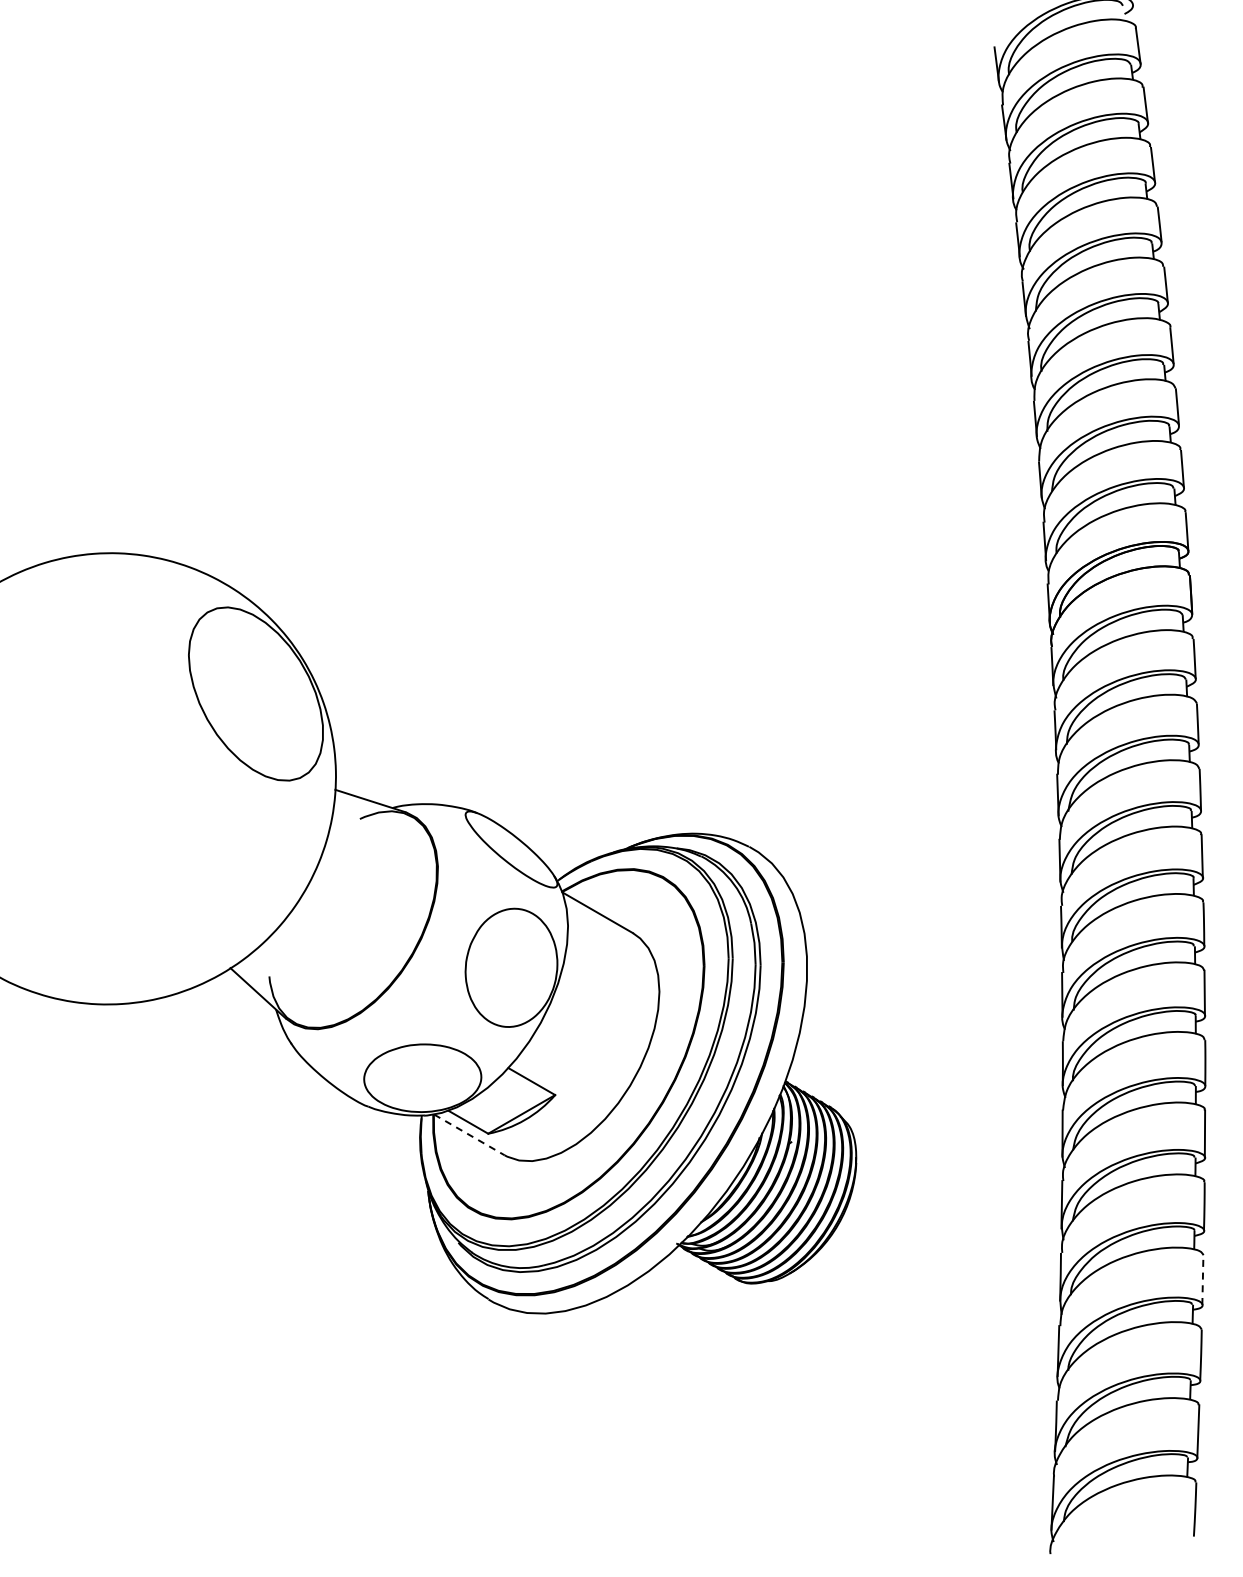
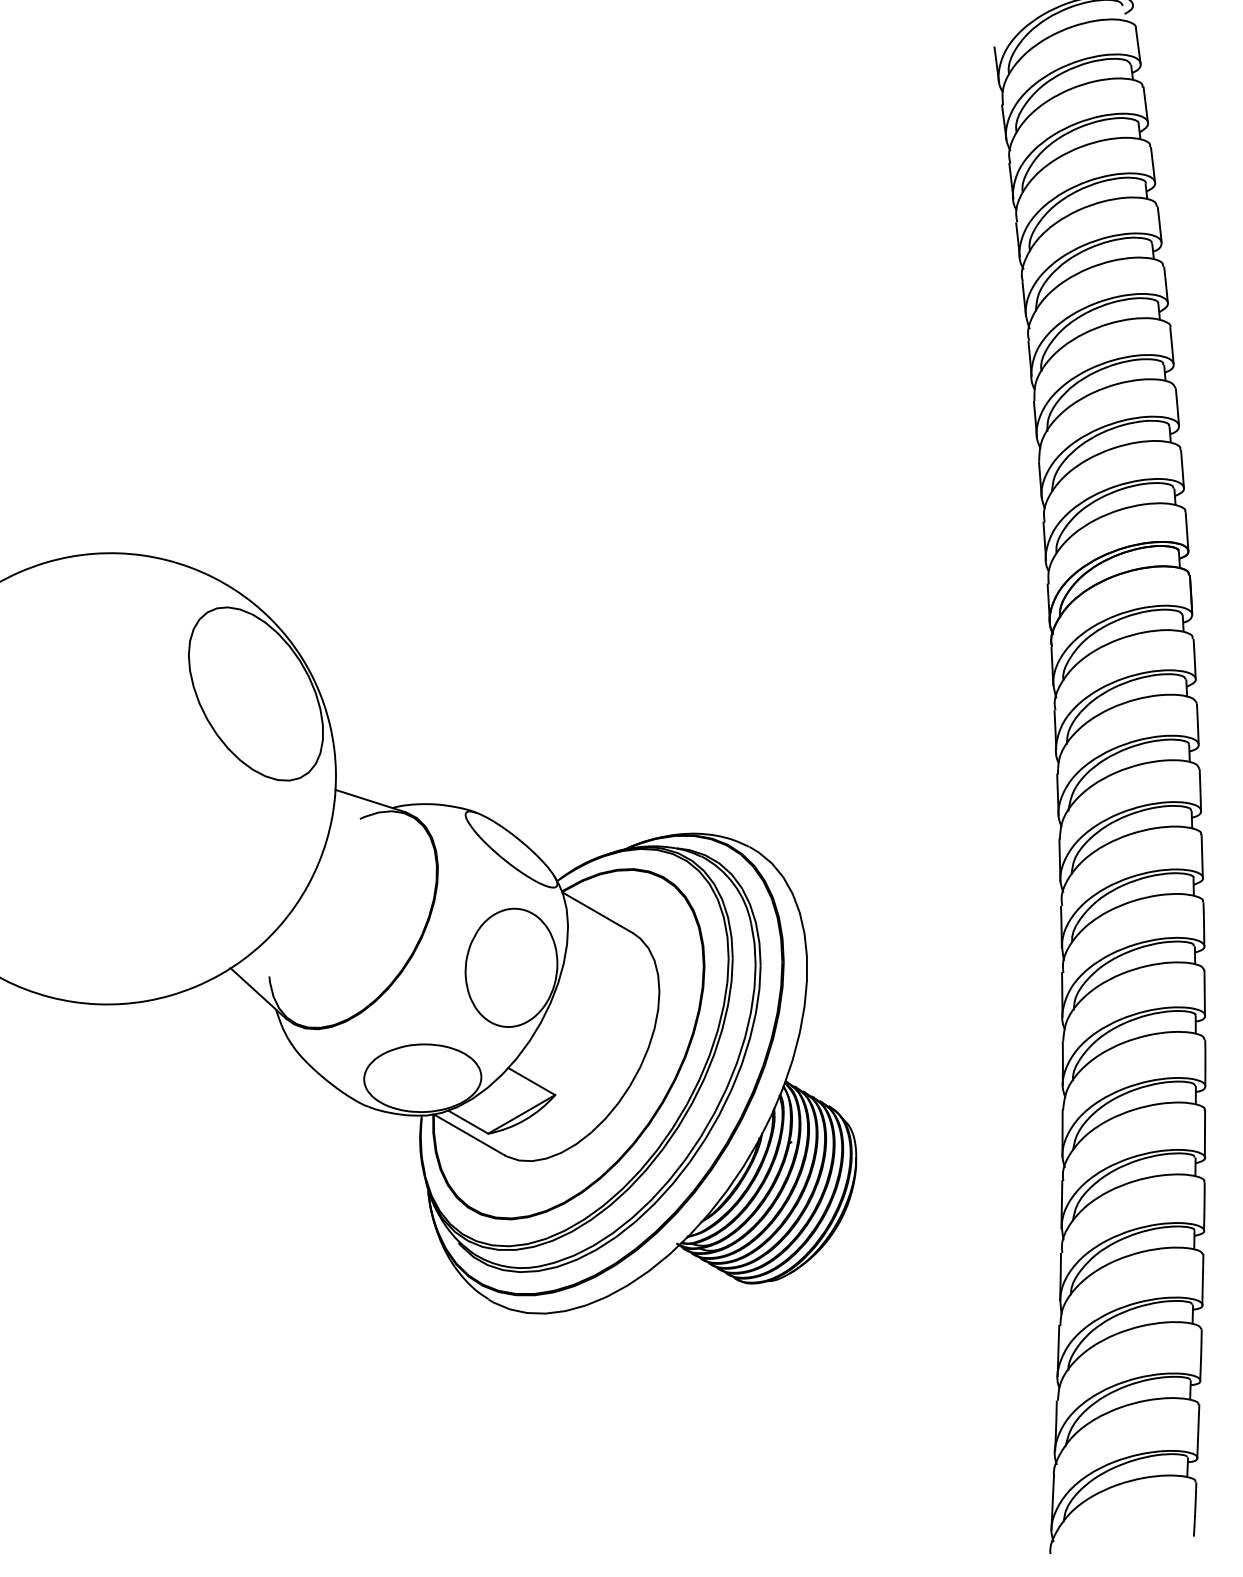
line: dashed -> solid (469, 1134)
line: dashed -> solid (1202, 1280)
